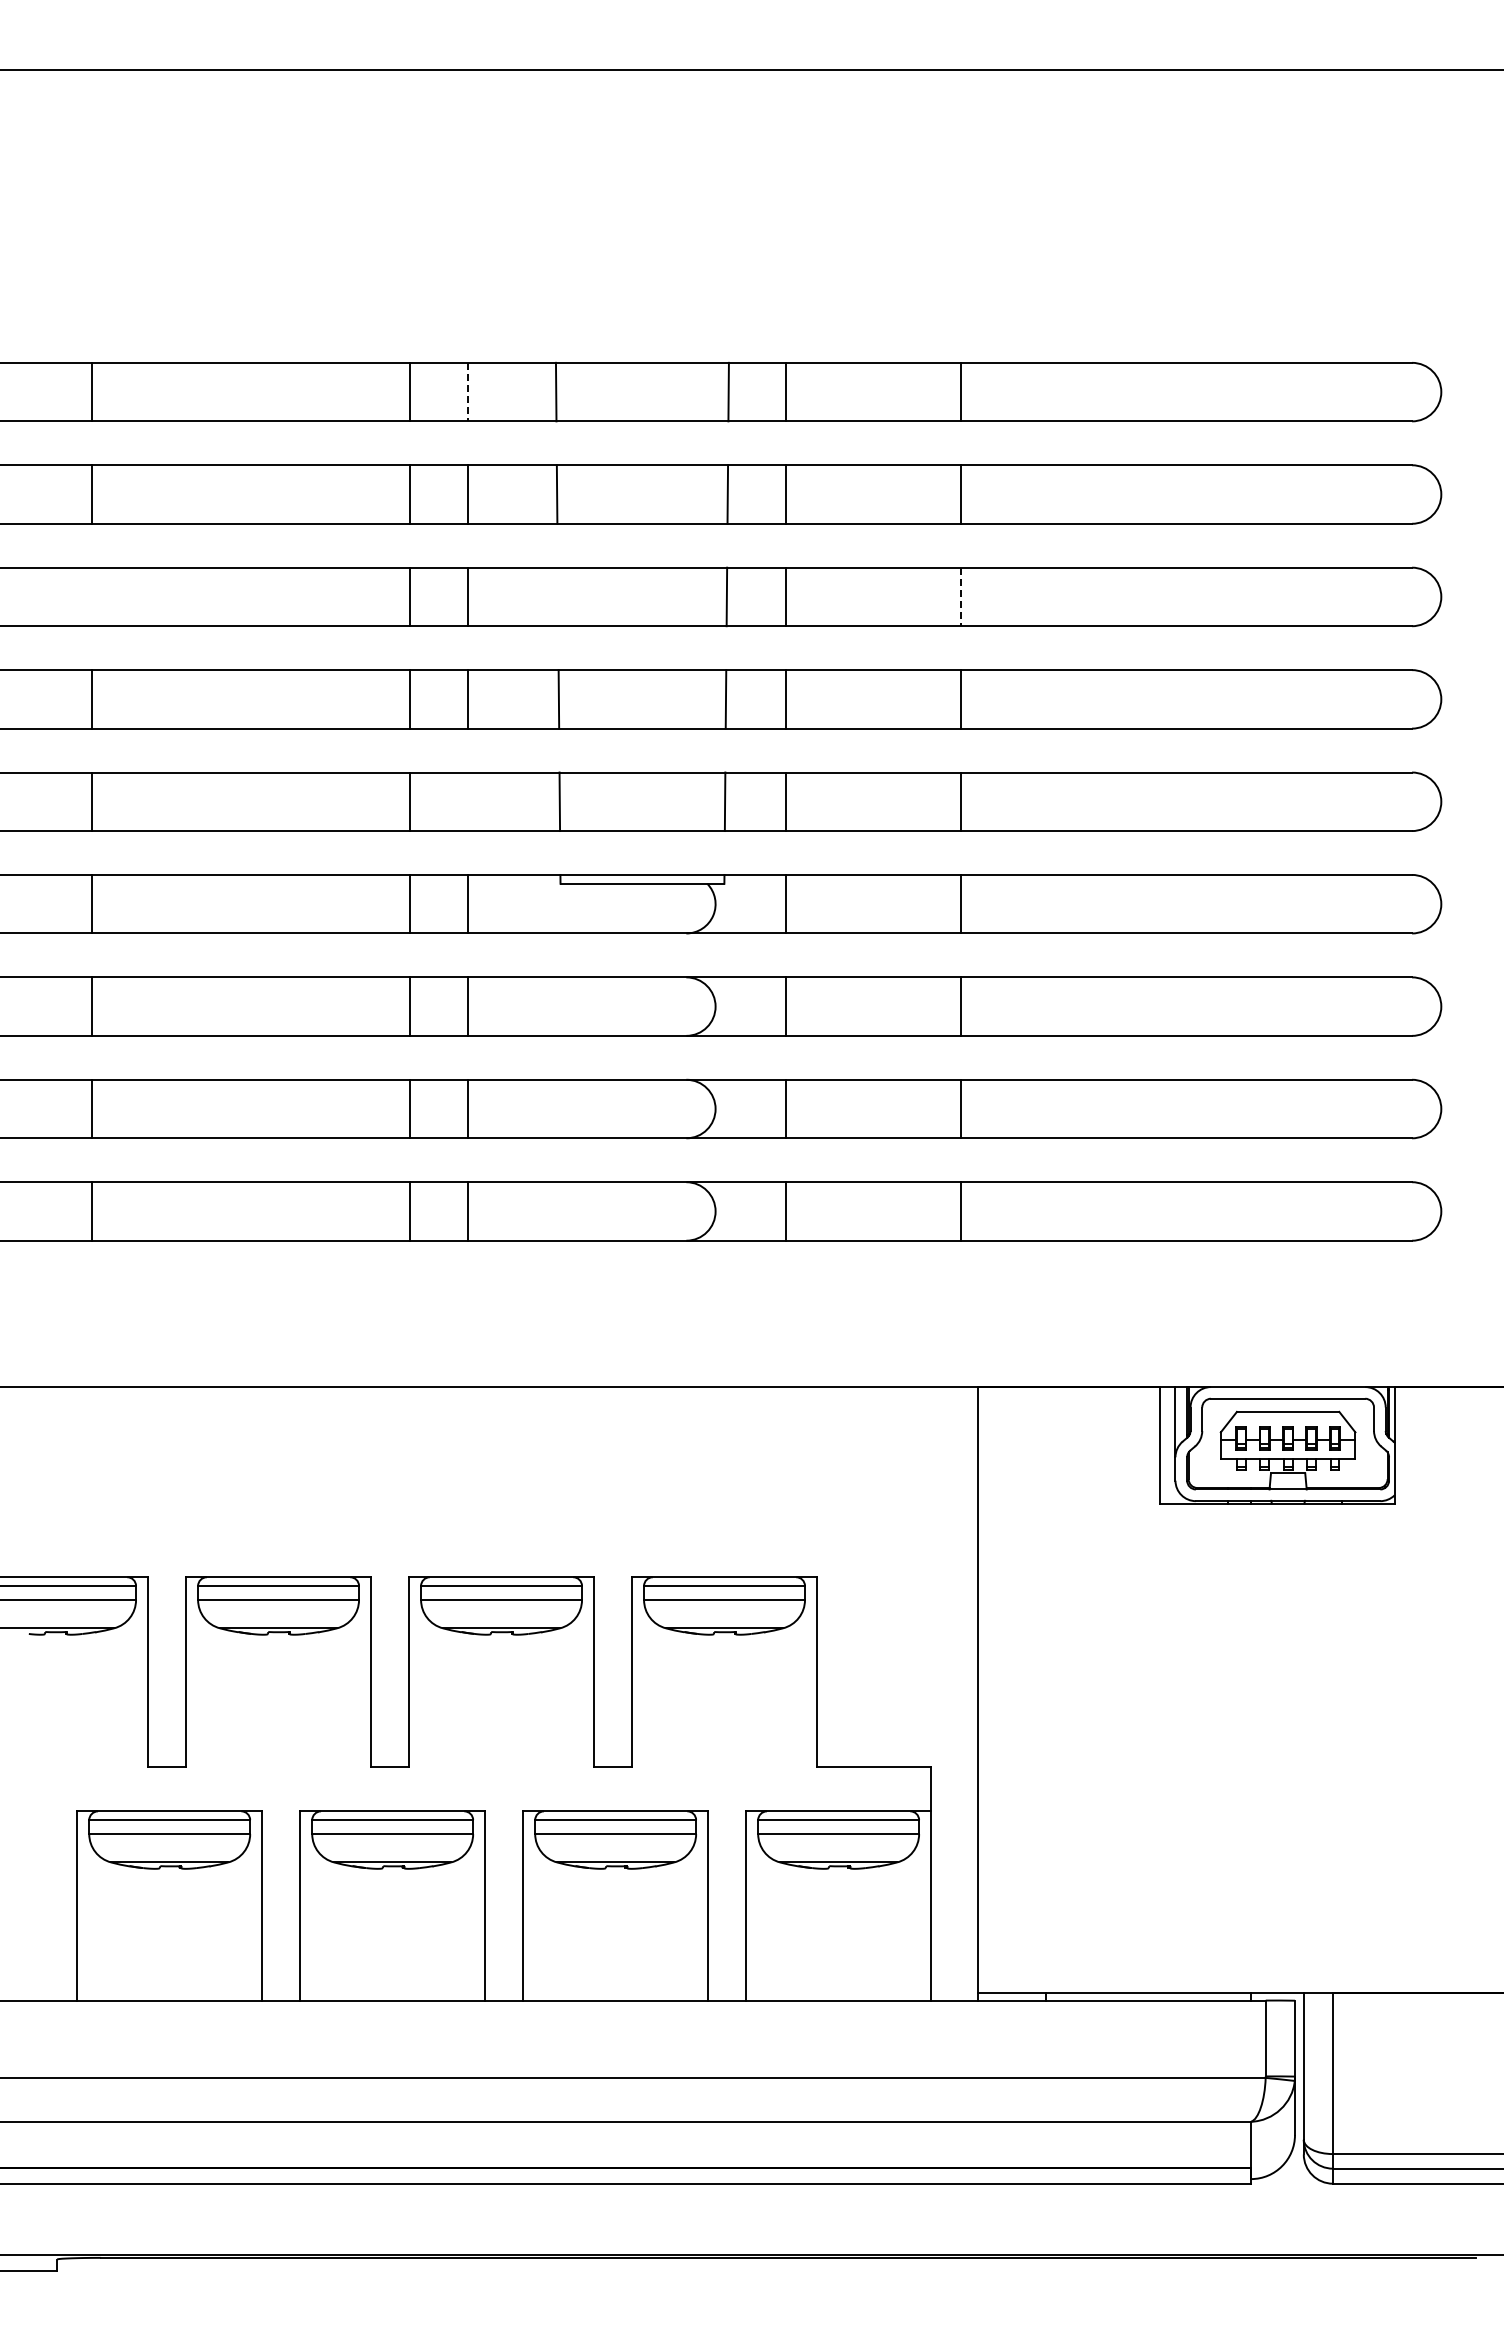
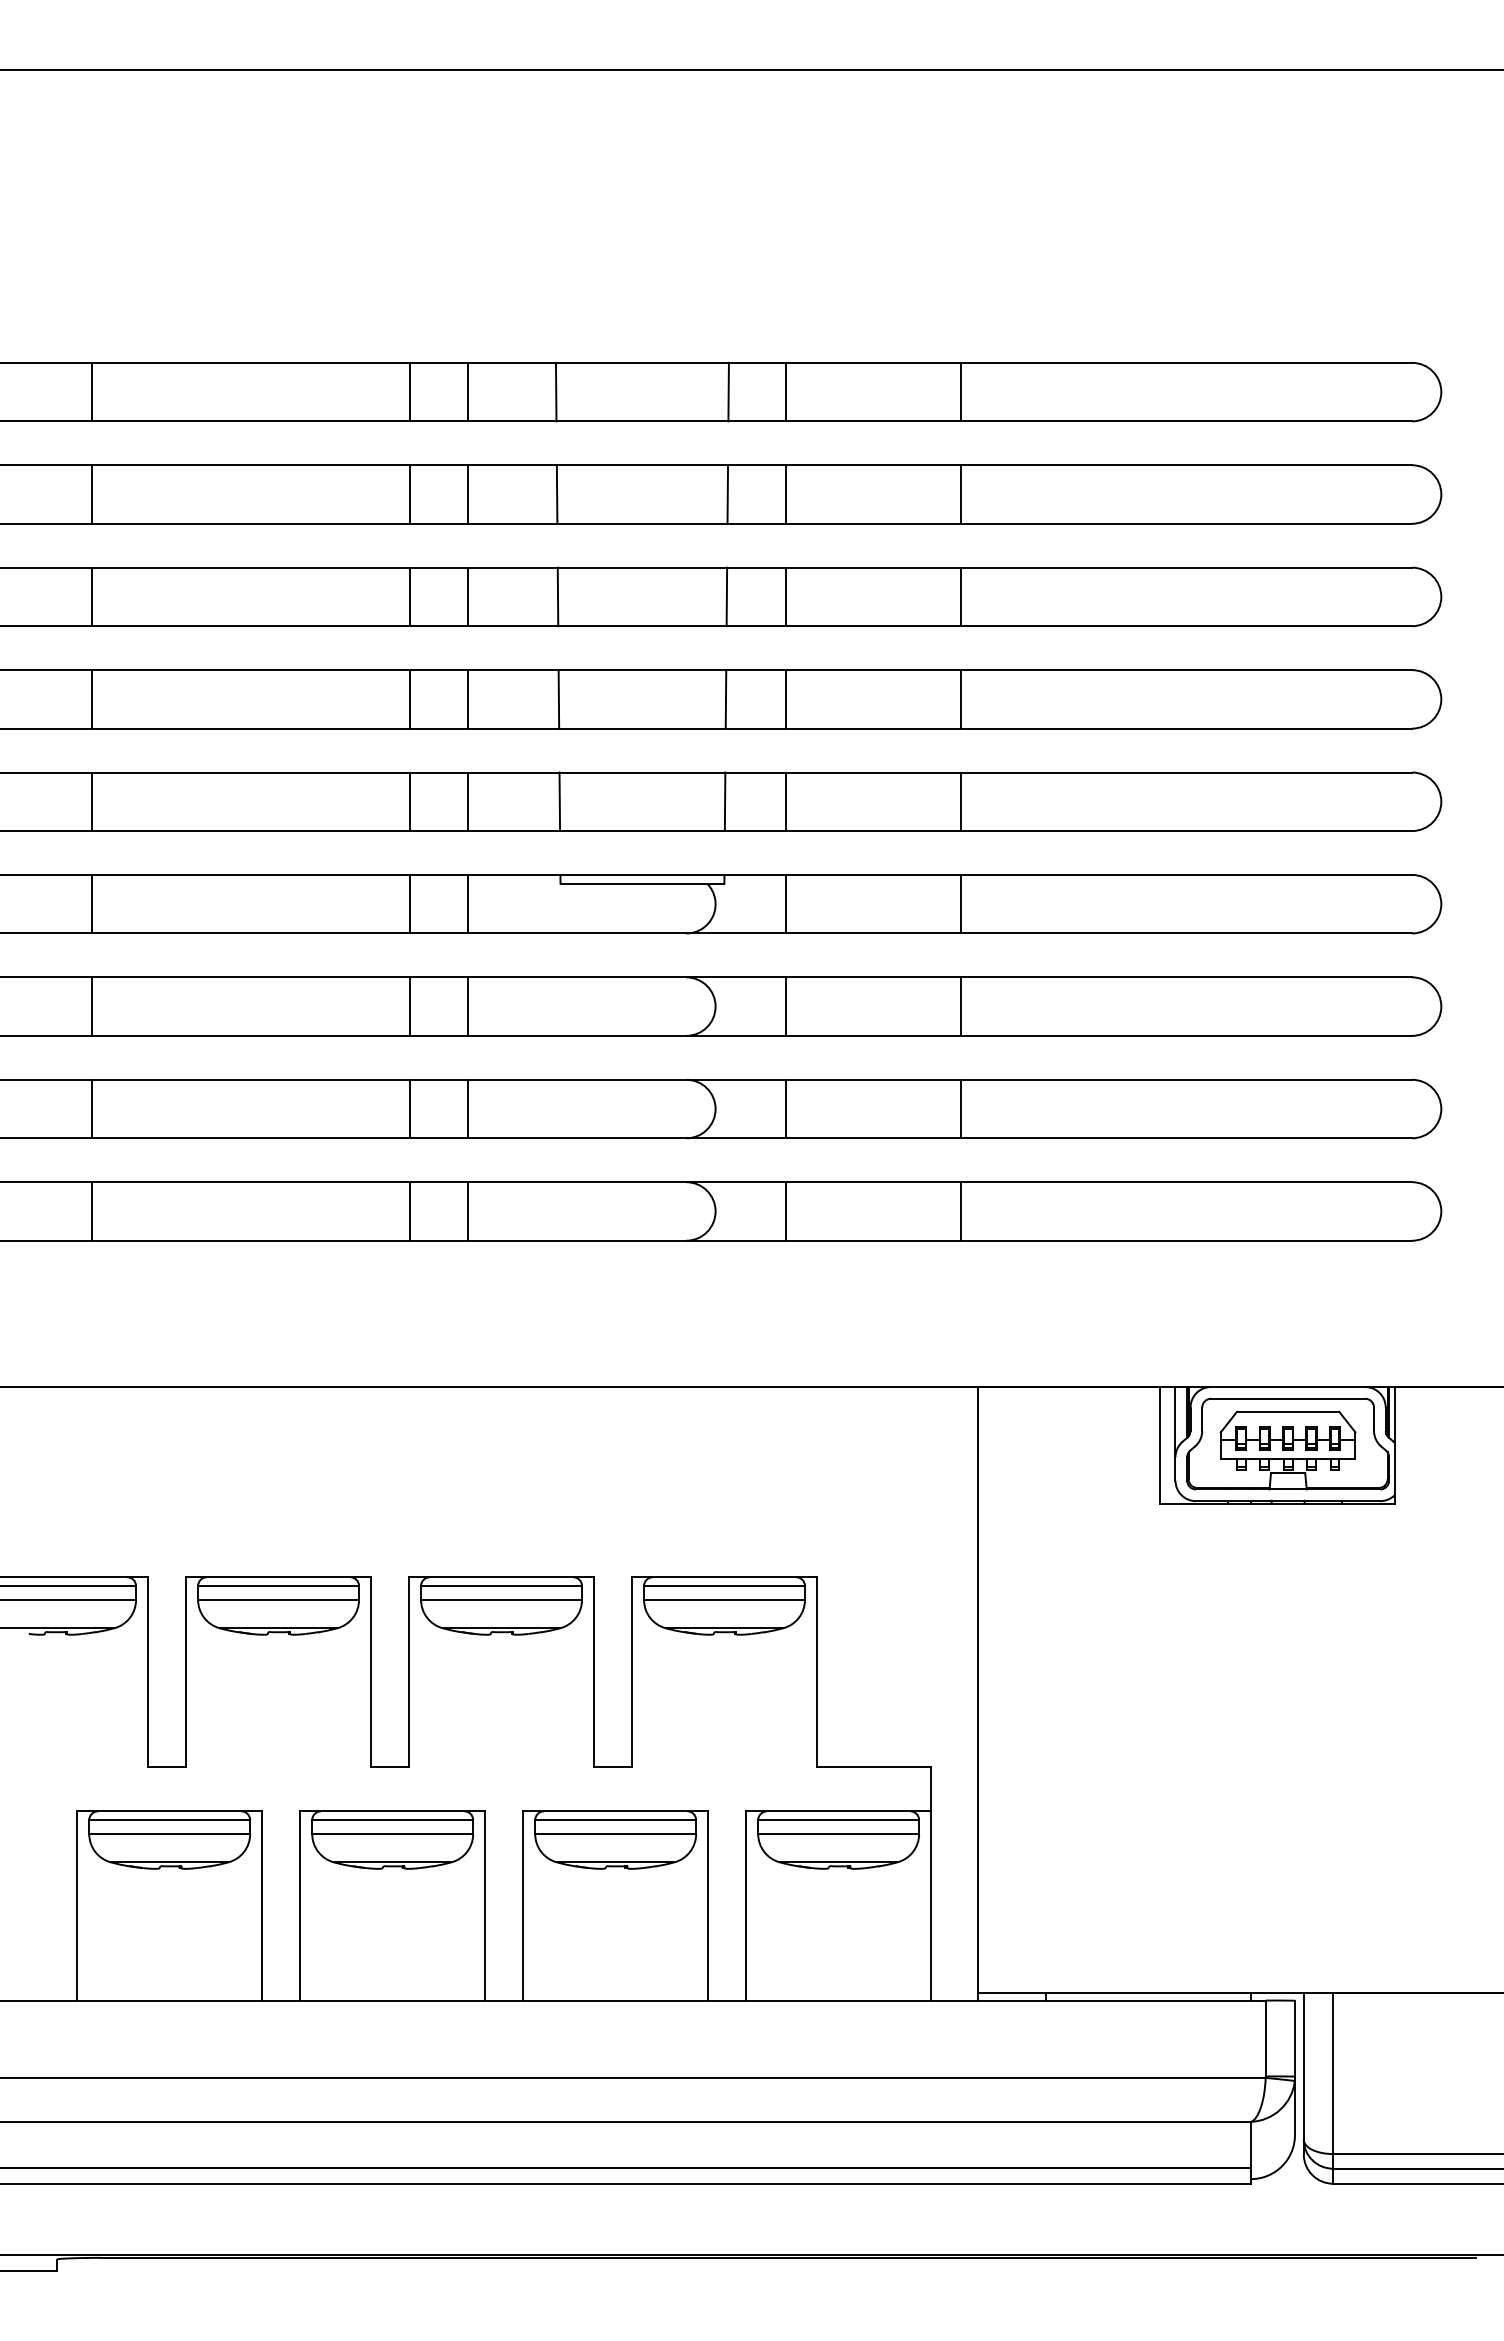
line: dashed -> solid (468, 392)
line: none -> present (92, 596)
line: none -> present (557, 596)
line: dashed -> solid (961, 597)
line: none -> present (468, 801)
